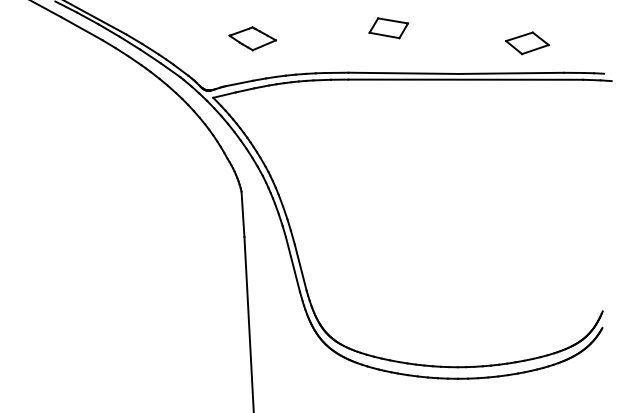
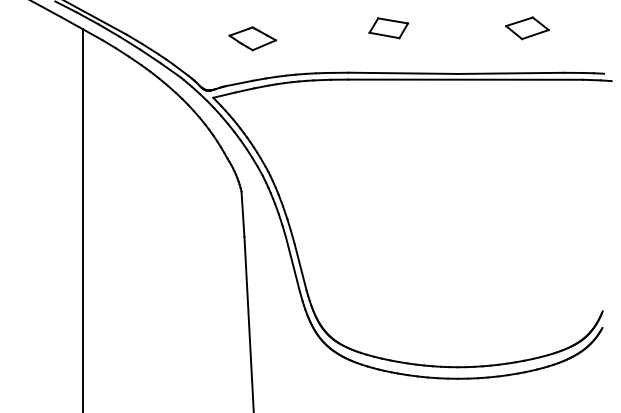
part position: (527, 43) -> (527, 28) (527, 28)
line: none -> present (82, 219)
